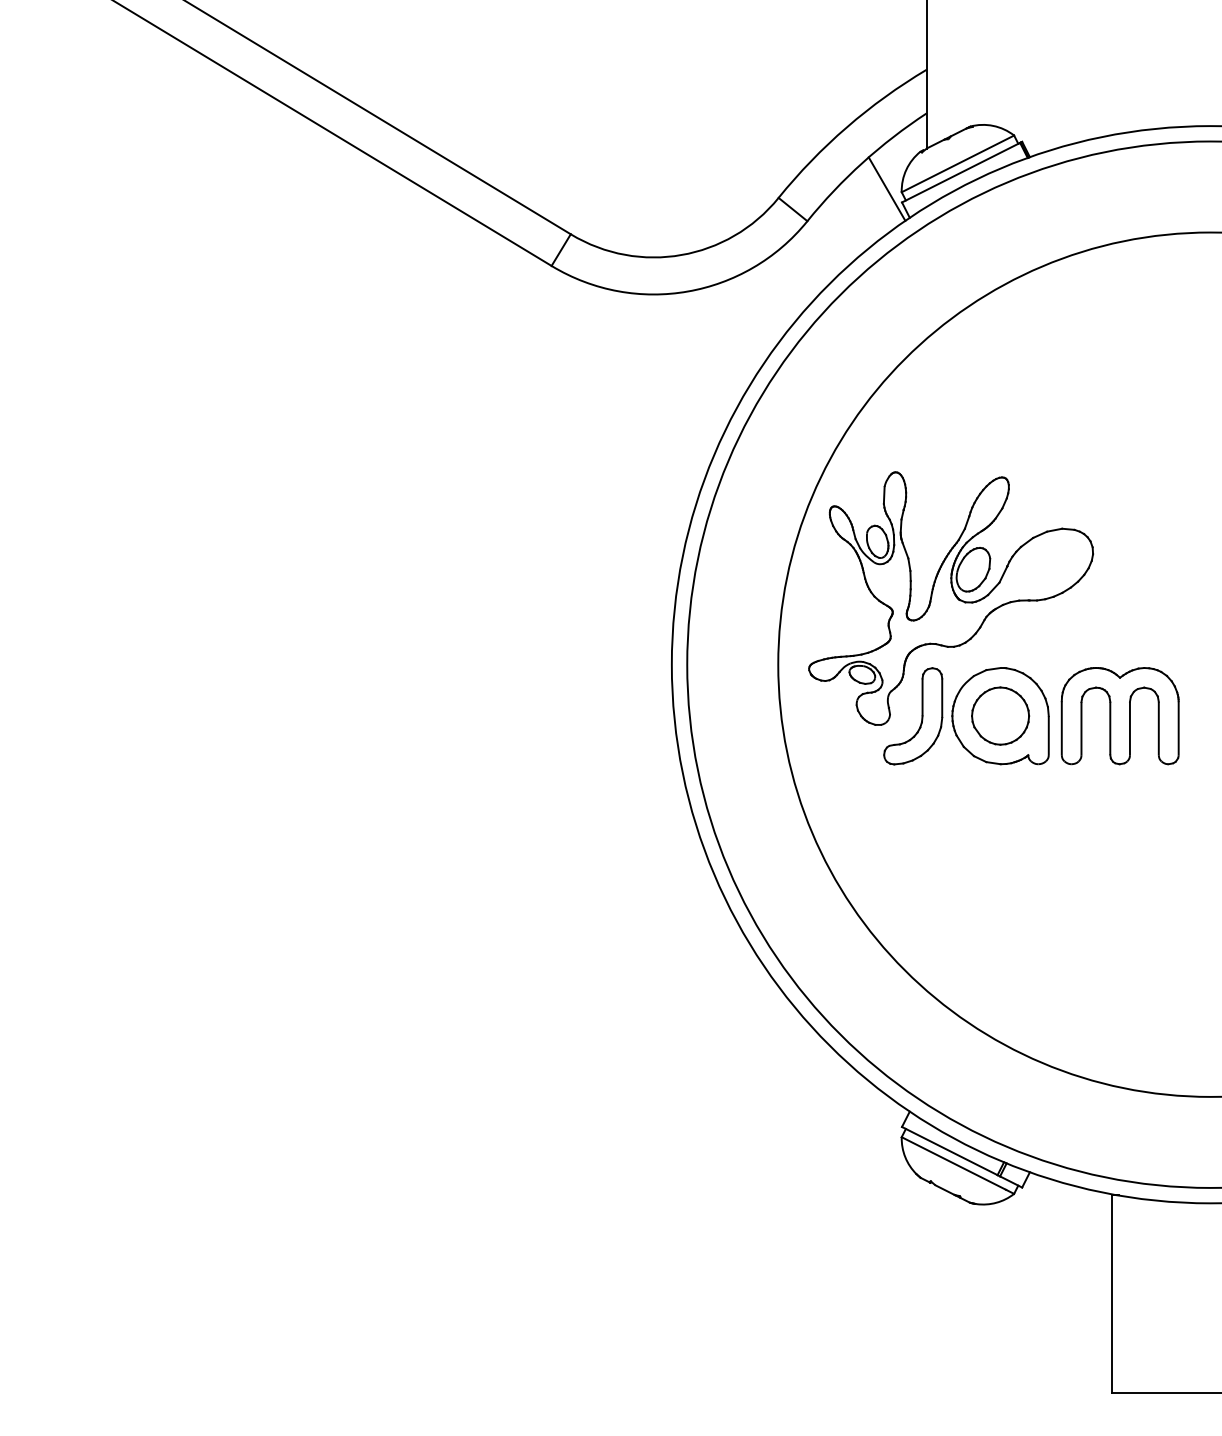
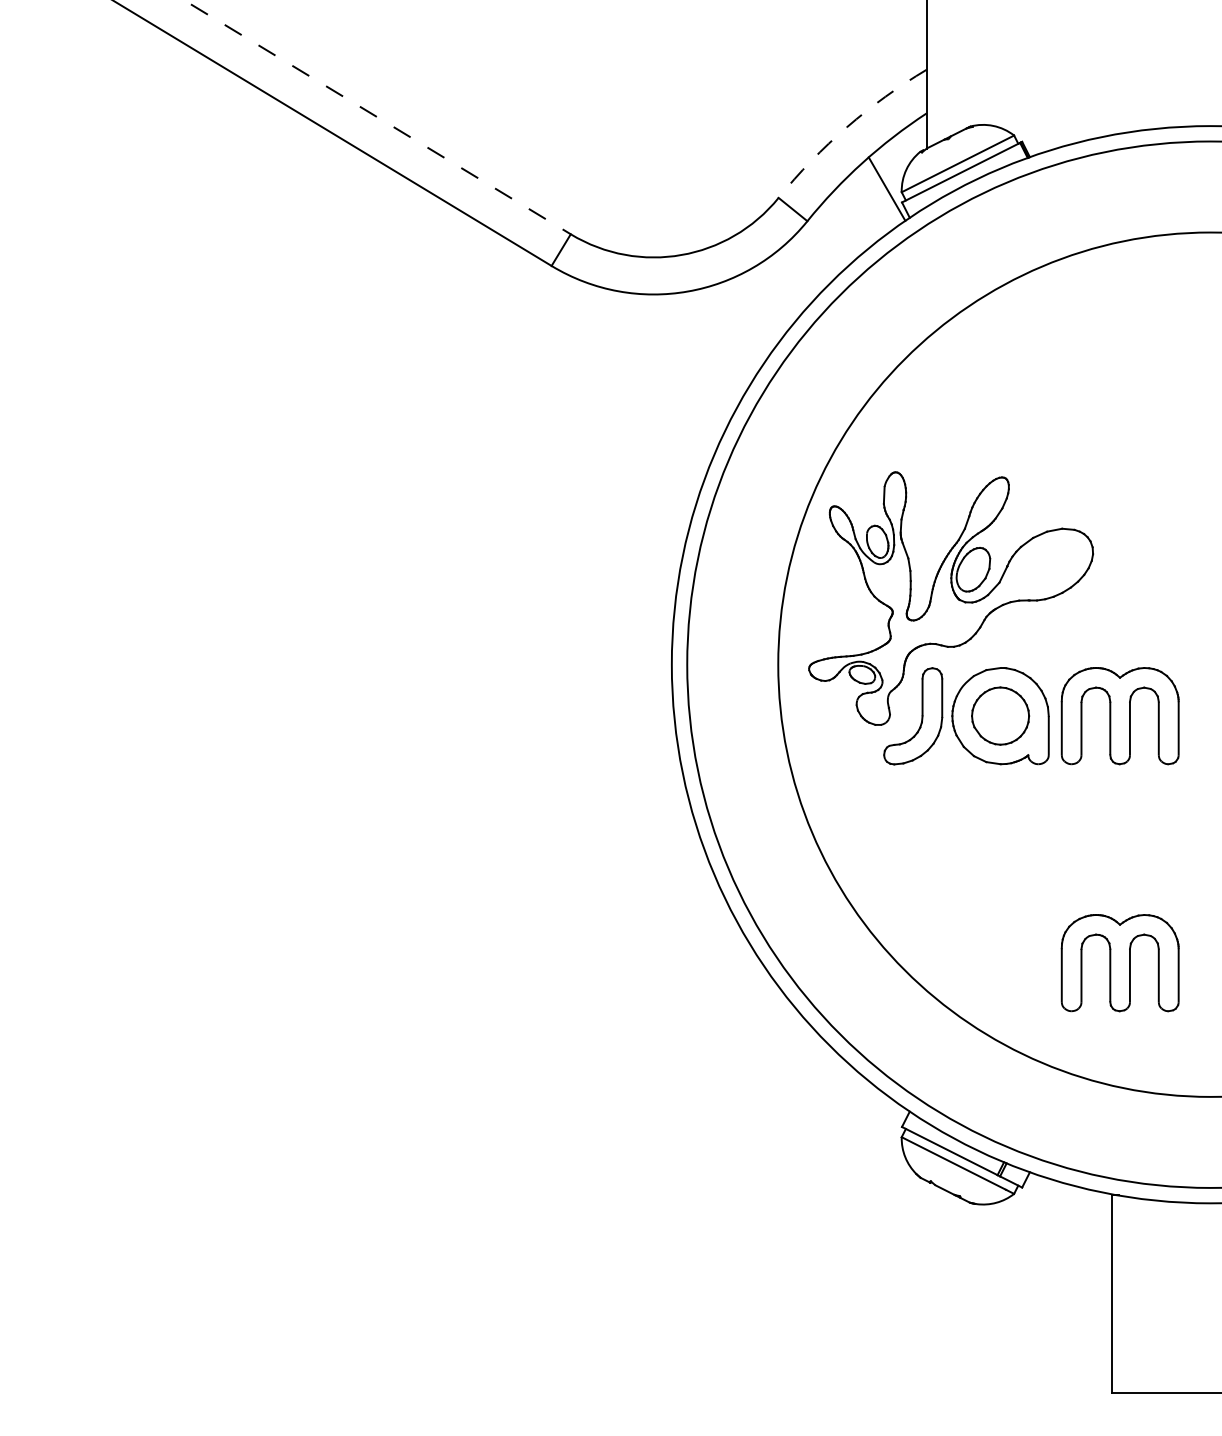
line: solid -> dashed (377, 117)
arc: solid -> dashed (846, 127)
part: none -> present (1119, 963)
